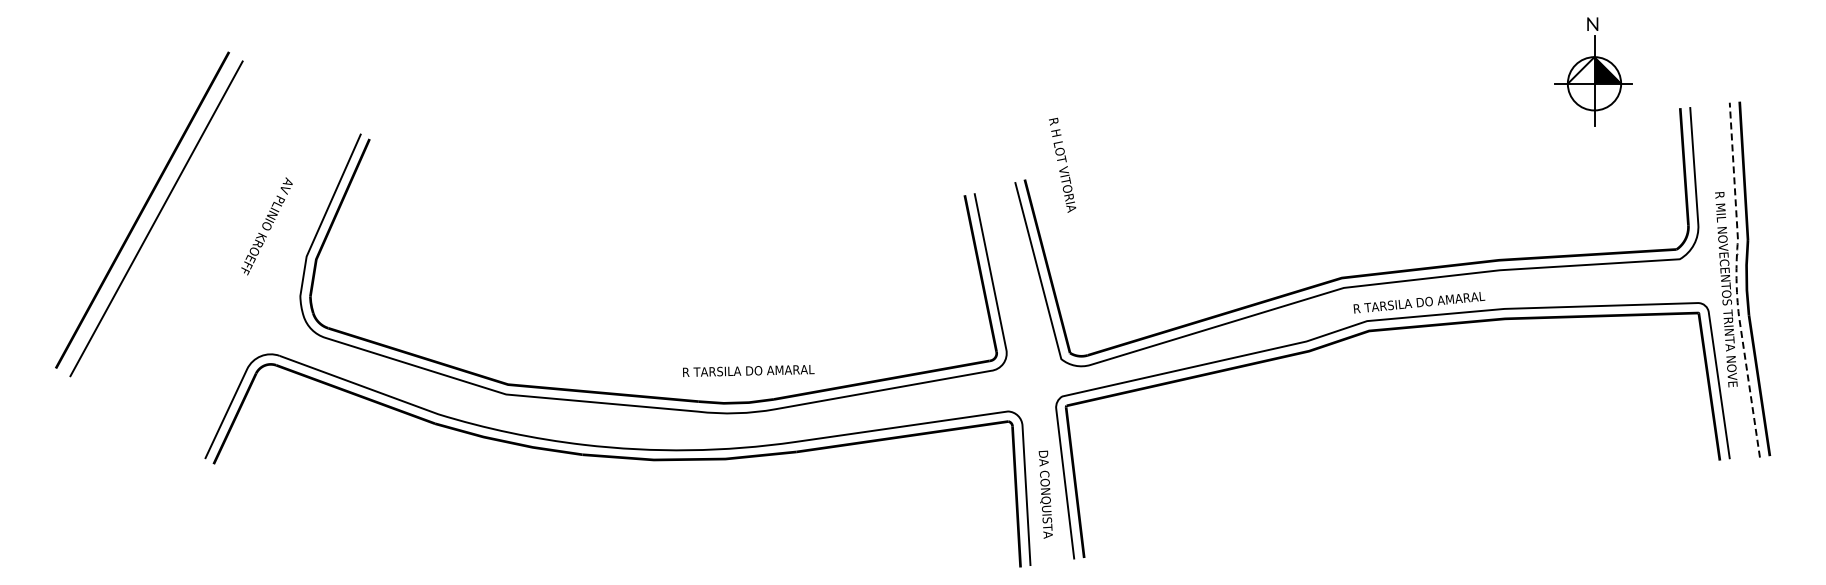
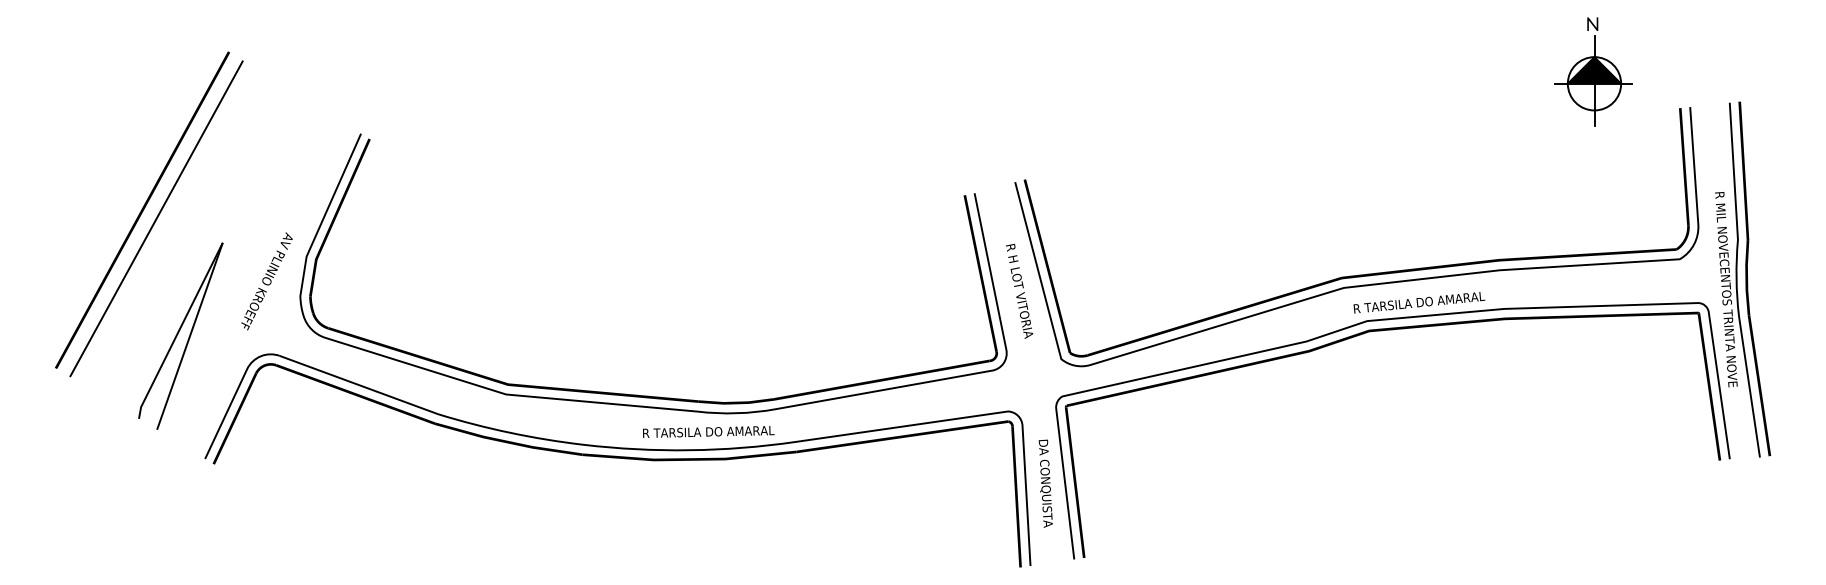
fill: none -> present (1580, 70)
text position: (1062, 164) -> (1019, 290) (1019, 290)
text position: (266, 226) -> (266, 281) (266, 281)
line: dashed -> solid (1736, 280)
part: none -> present (180, 335)
text position: (748, 370) -> (708, 431) (708, 431)
text position: (1045, 494) -> (1045, 483) (1045, 483)
